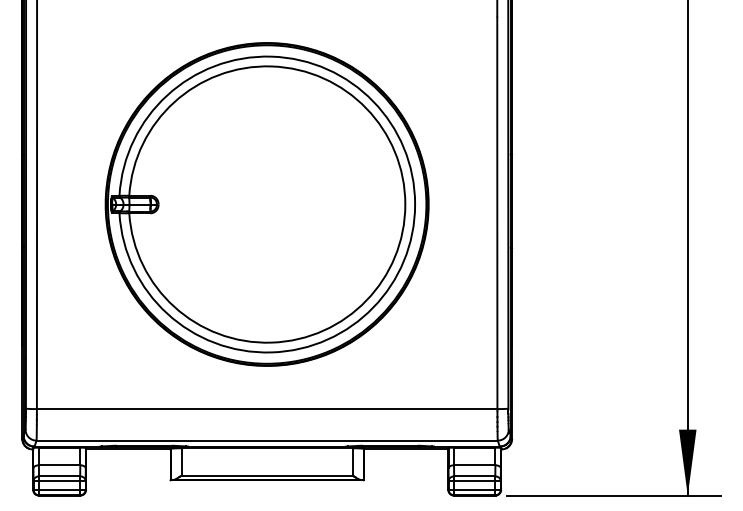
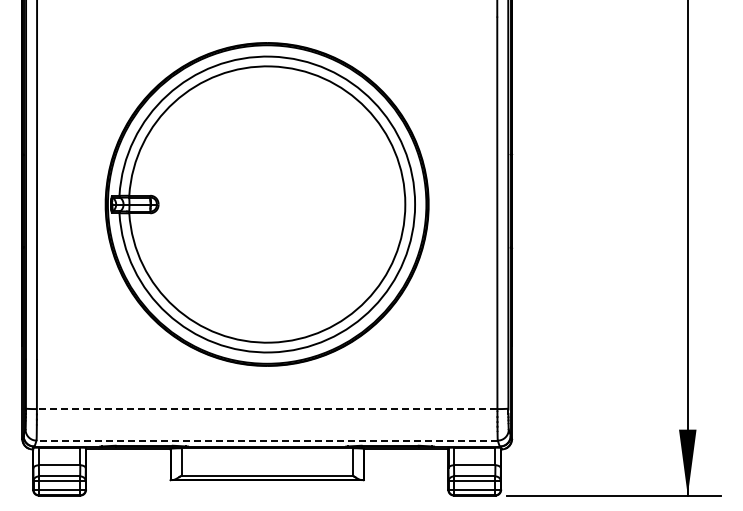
line: solid -> dashed (266, 409)
line: solid -> dashed (267, 440)
